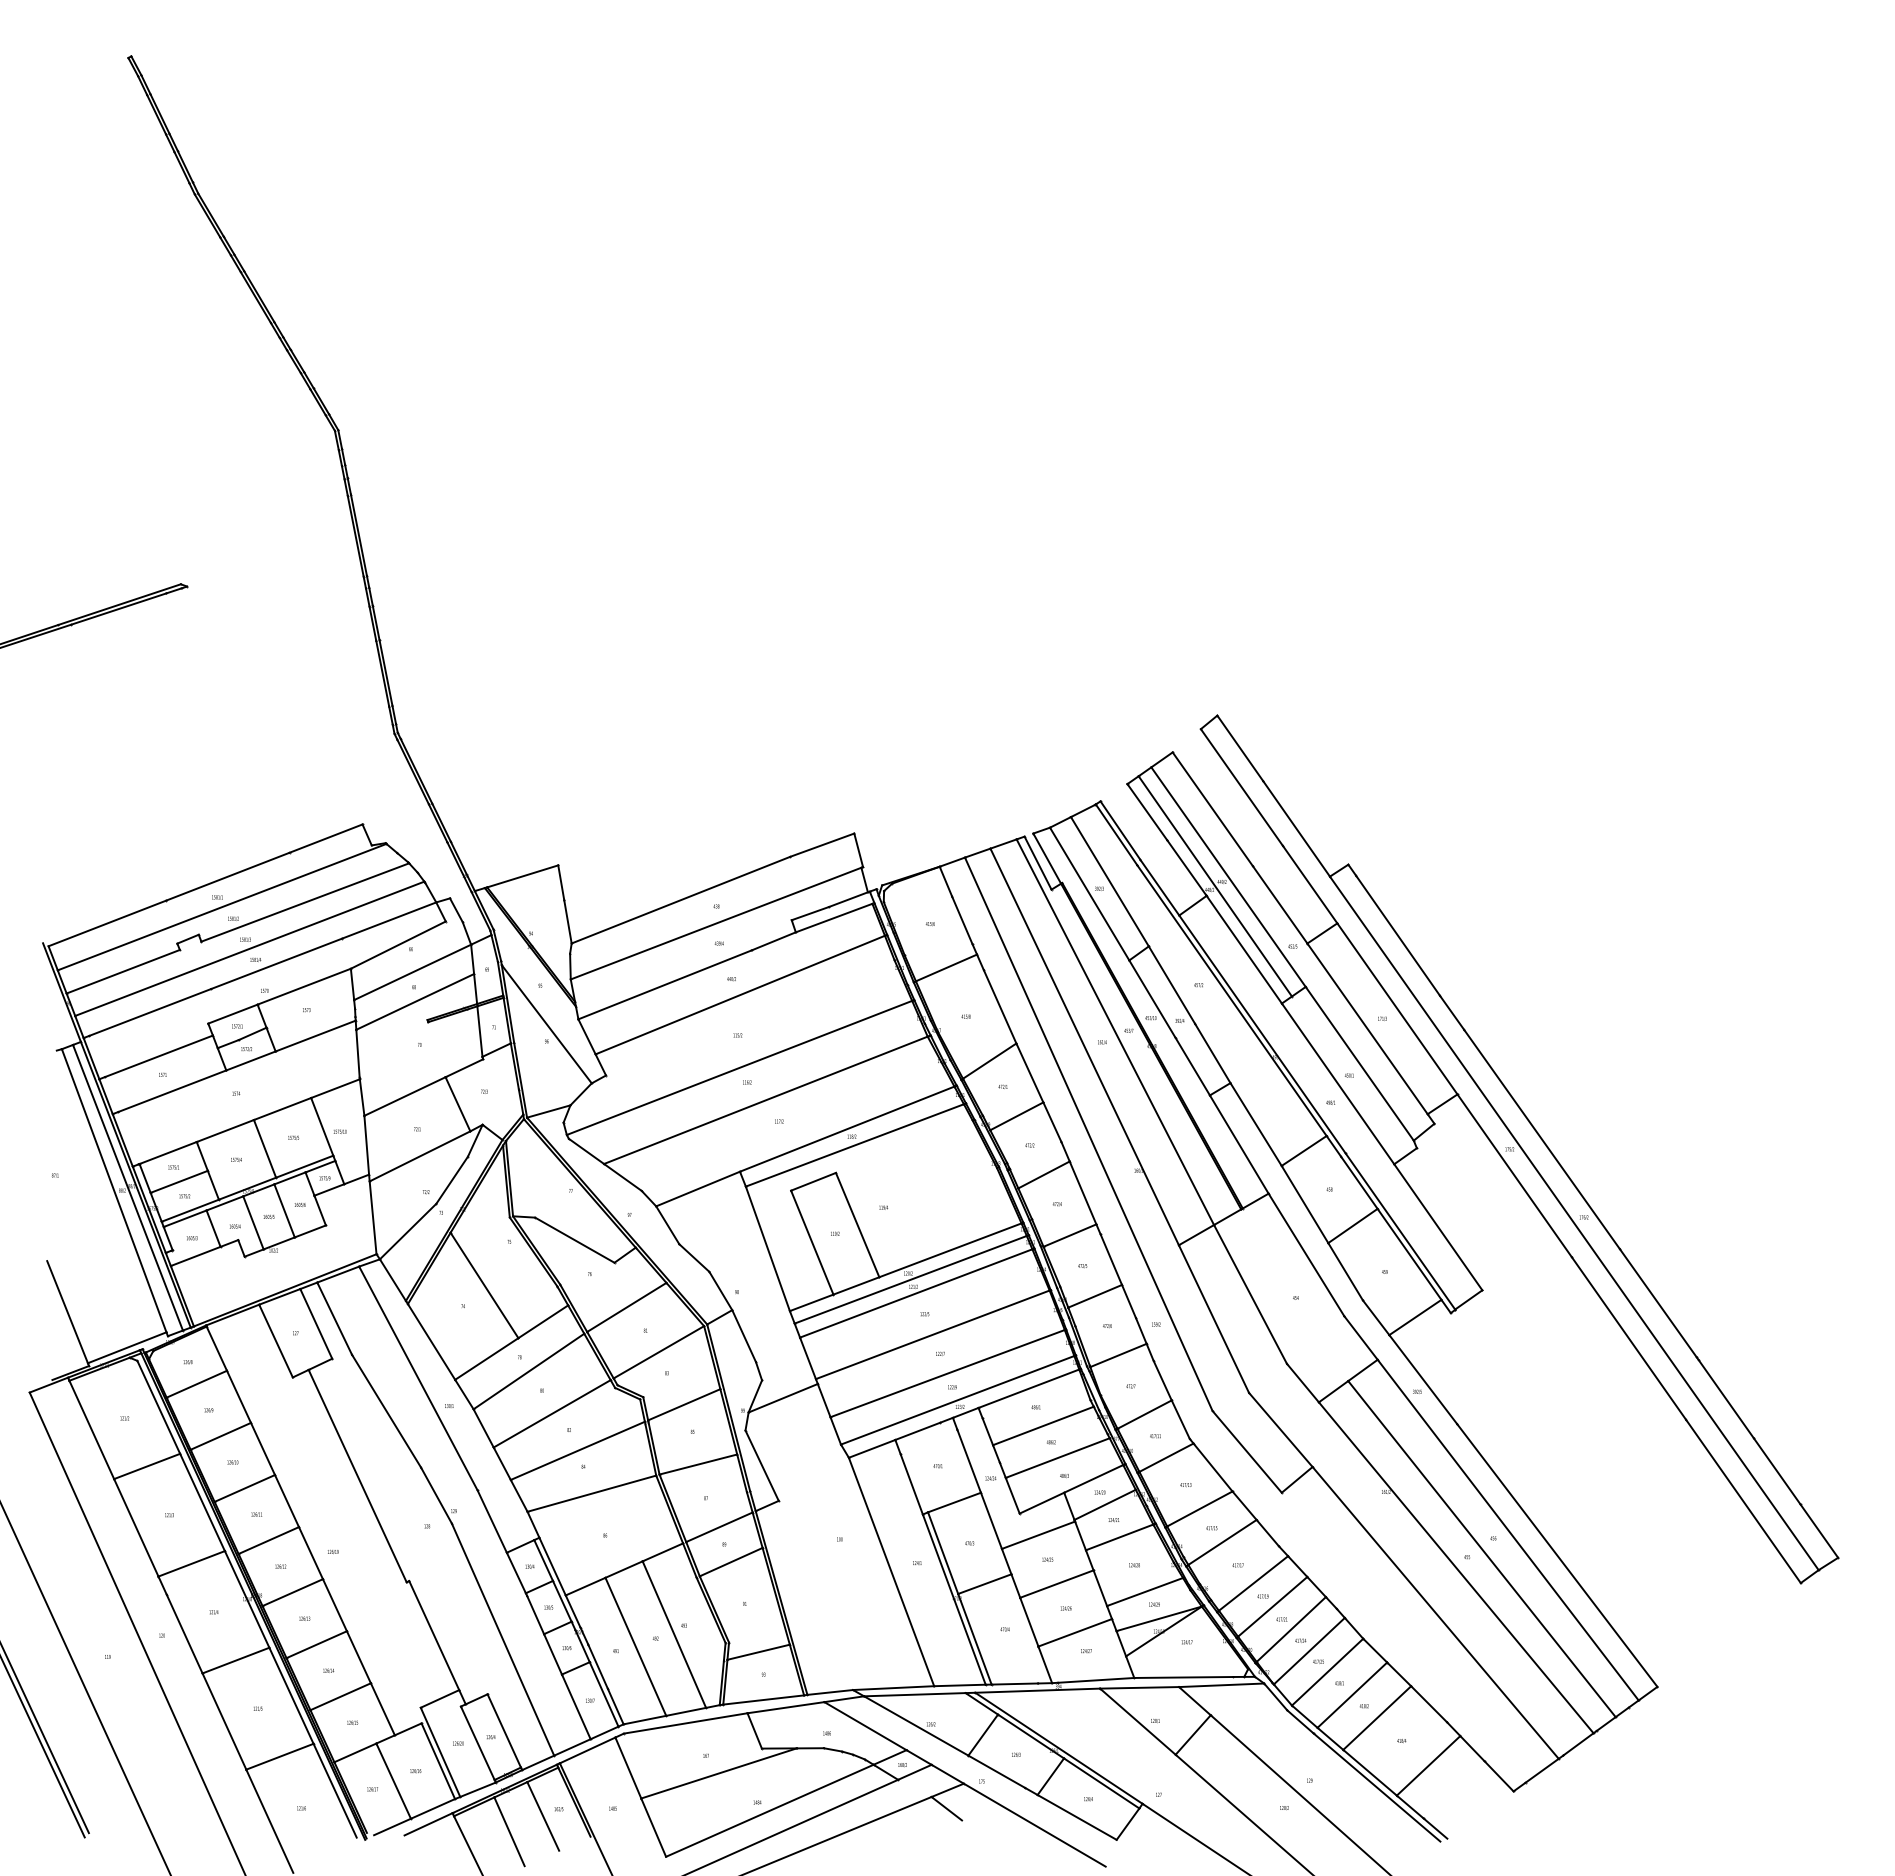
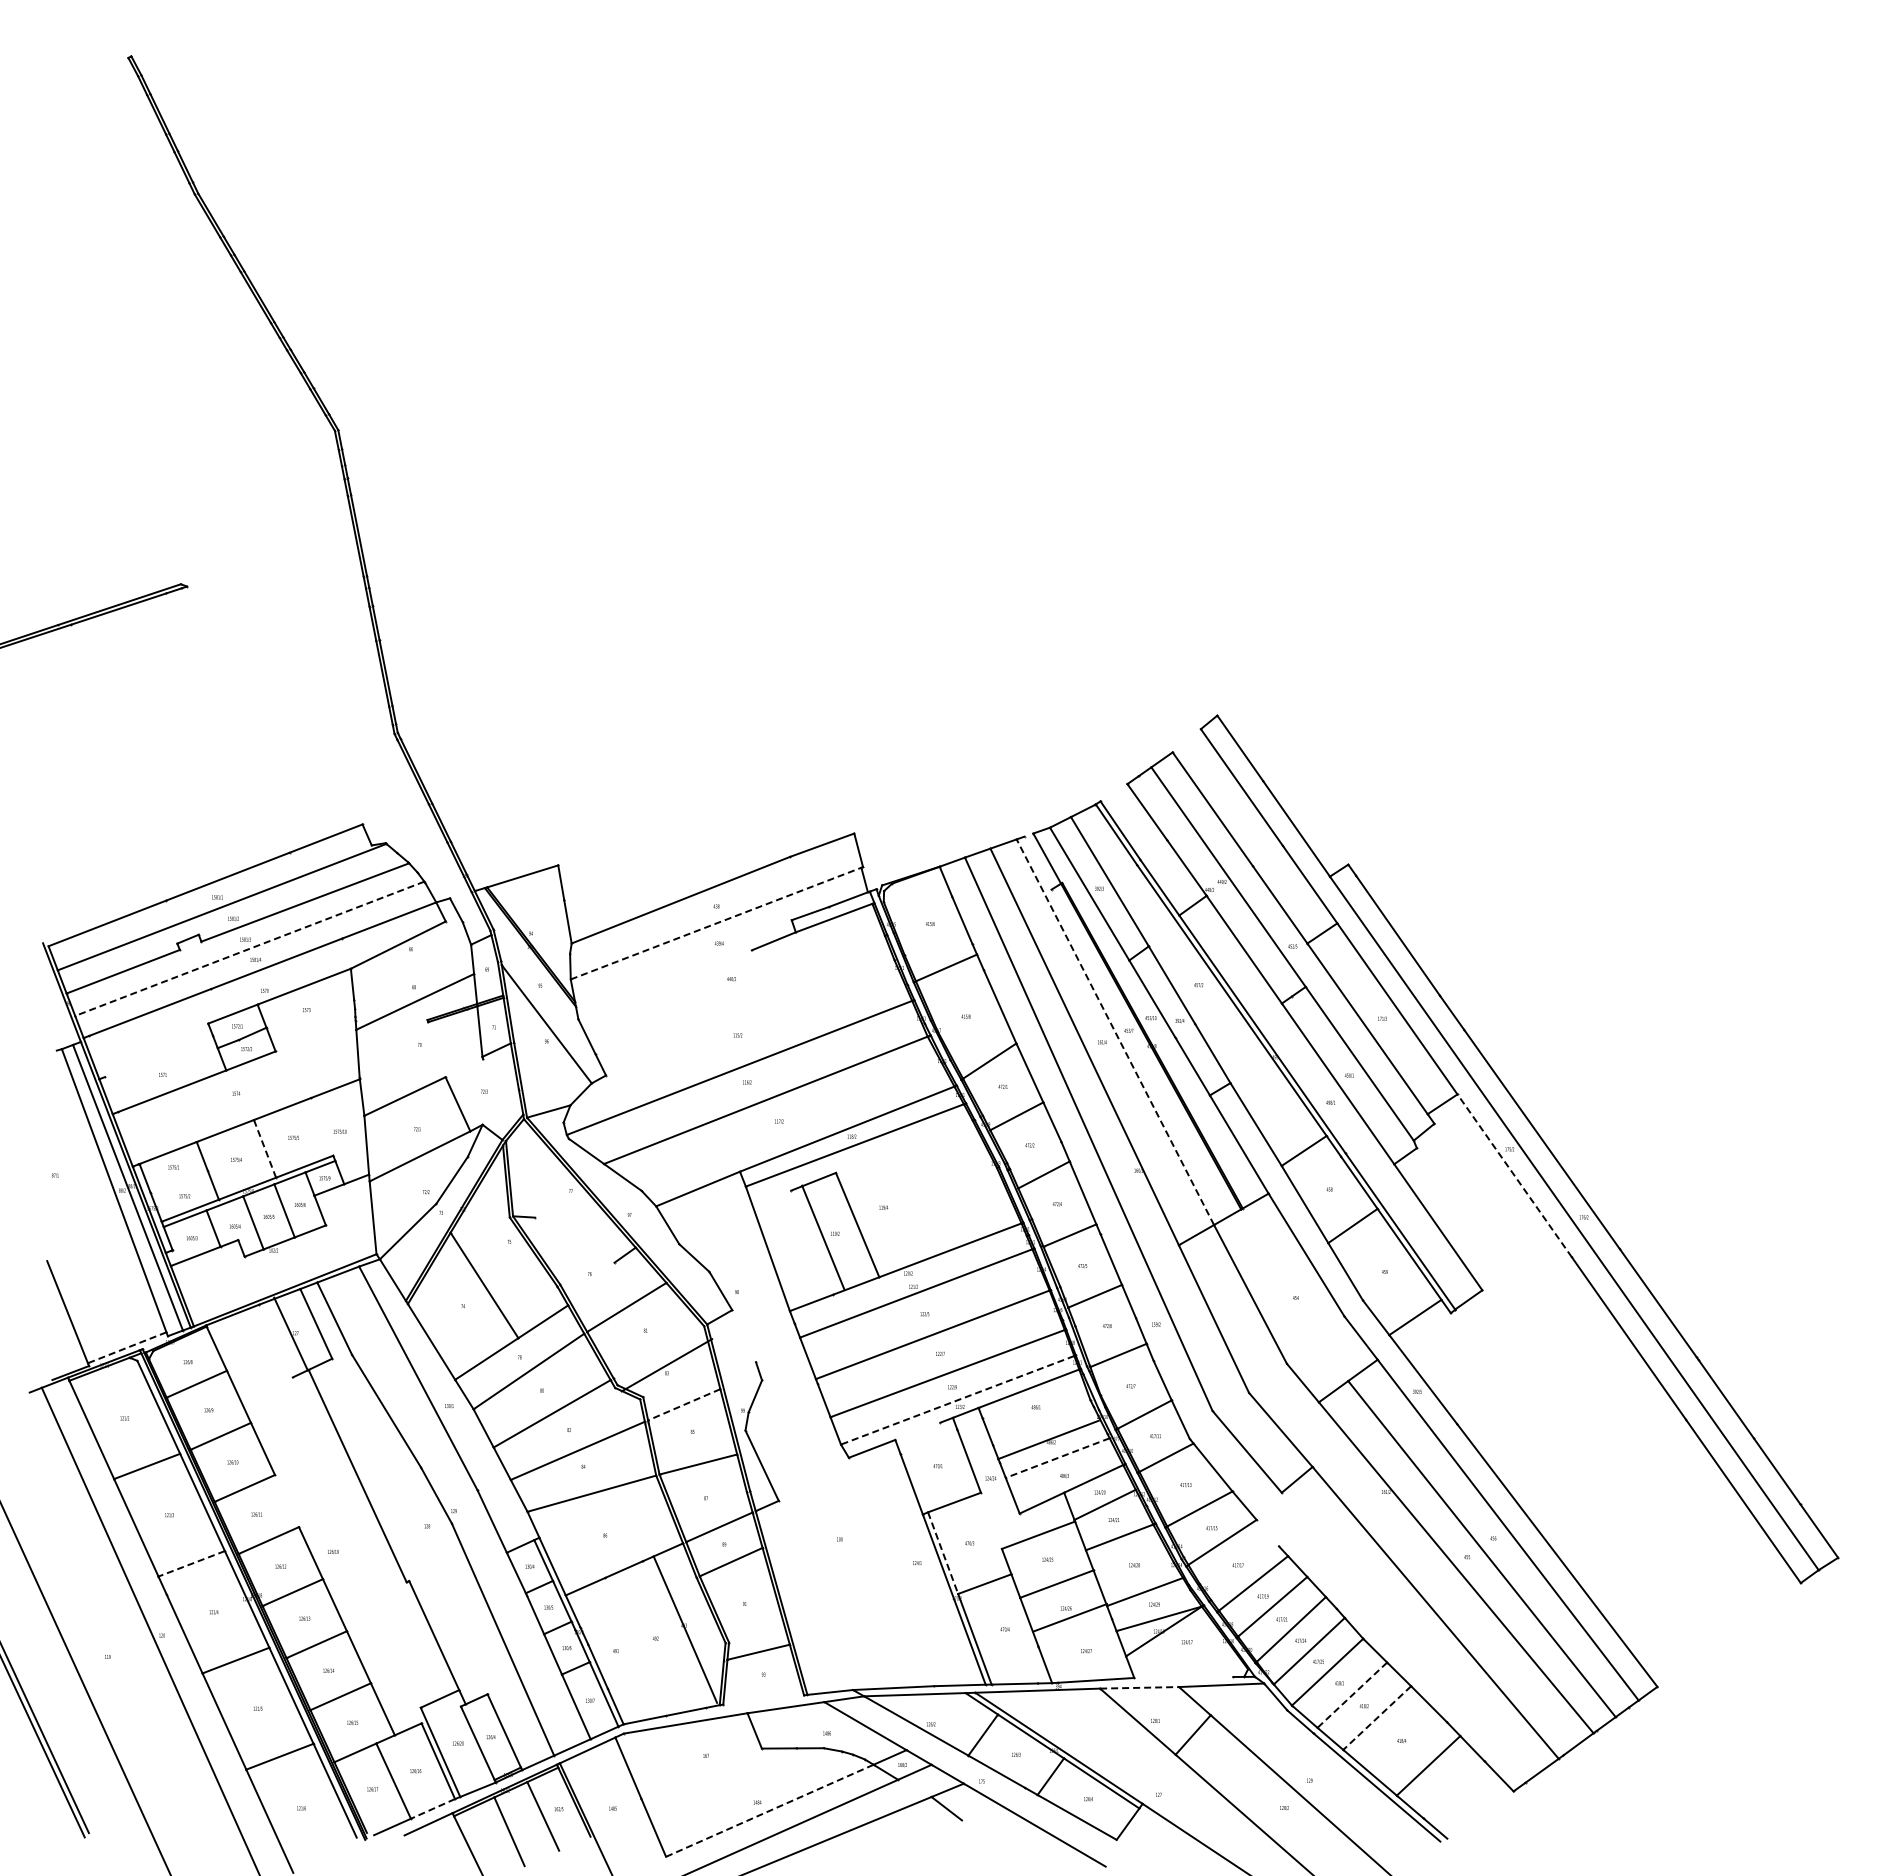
line: present -> none (1037, 862)
line: present -> none (1214, 886)
line: solid -> dashed (716, 923)
line: solid -> dashed (249, 948)
line: present -> none (412, 972)
line: present -> none (664, 984)
line: present -> none (739, 994)
line: solid -> dashed (1115, 1032)
line: present -> none (315, 1035)
line: present -> none (158, 1056)
line: present -> none (464, 1068)
line: present -> none (322, 1126)
line: solid -> dashed (265, 1148)
line: solid -> dashed (1514, 1175)
line: present -> none (178, 1181)
line: present -> none (574, 1239)
line position: (812, 1242) -> (823, 1237) (823, 1237)
line: present -> none (910, 1279)
line: present -> none (743, 1336)
line position: (275, 1340) -> (290, 1333) (290, 1333)
line: solid -> dashed (126, 1347)
line position: (658, 1352) -> (666, 1365) (666, 1365)
line: present -> none (782, 1398)
line: solid -> dashed (957, 1400)
line: solid -> dashed (683, 1404)
line position: (1043, 1425) -> (1048, 1439) (1048, 1439)
line: present -> none (917, 1430)
line: solid -> dashed (1057, 1458)
line: present -> none (286, 1501)
line: present -> none (990, 1520)
line: present -> none (1267, 1532)
line: solid -> dashed (943, 1553)
line: solid -> dashed (191, 1563)
line: present -> none (891, 1571)
line position: (136, 1632) -> (149, 1629) (149, 1629)
line position: (1074, 1632) -> (1069, 1617) (1069, 1617)
line position: (674, 1634) -> (685, 1629) (685, 1629)
line: present -> none (635, 1646)
line: present -> none (1183, 1677)
line: solid -> dashed (1140, 1687)
line: solid -> dashed (1352, 1695)
line: present -> none (763, 1699)
line: solid -> dashed (1377, 1718)
line: present -> none (718, 1773)
line: solid -> dashed (432, 1809)
line: solid -> dashed (769, 1810)
